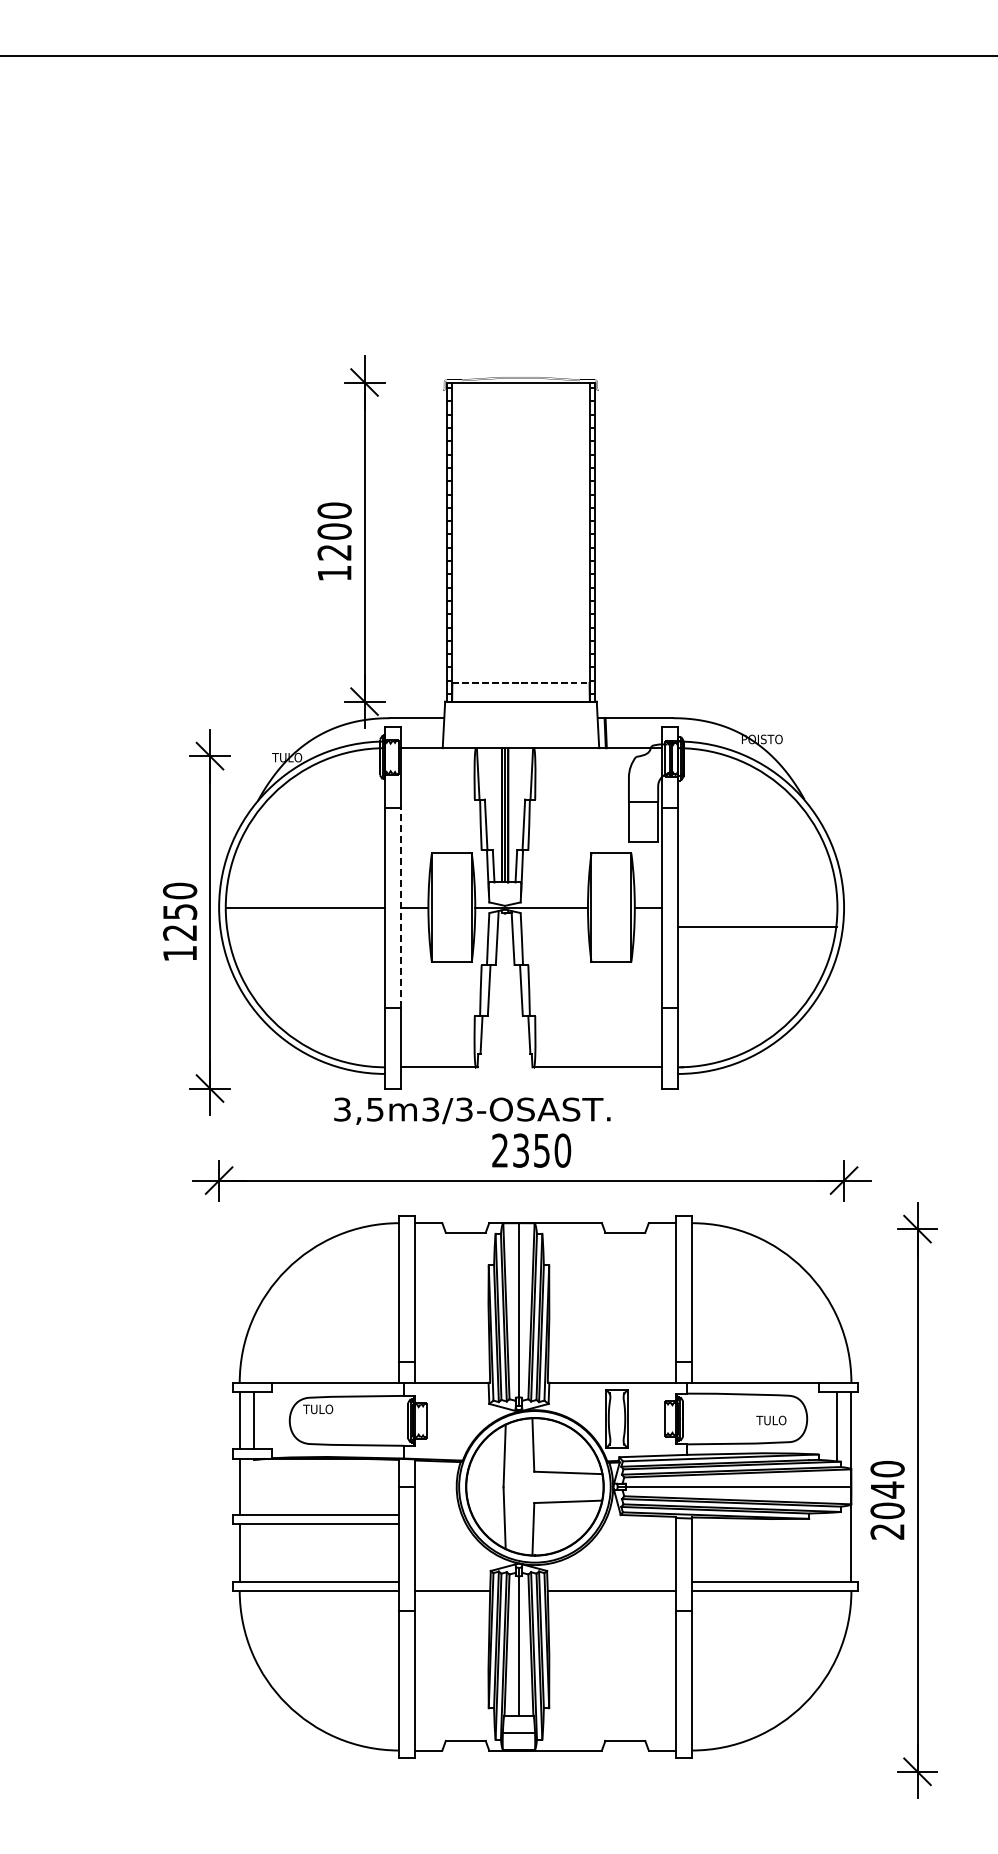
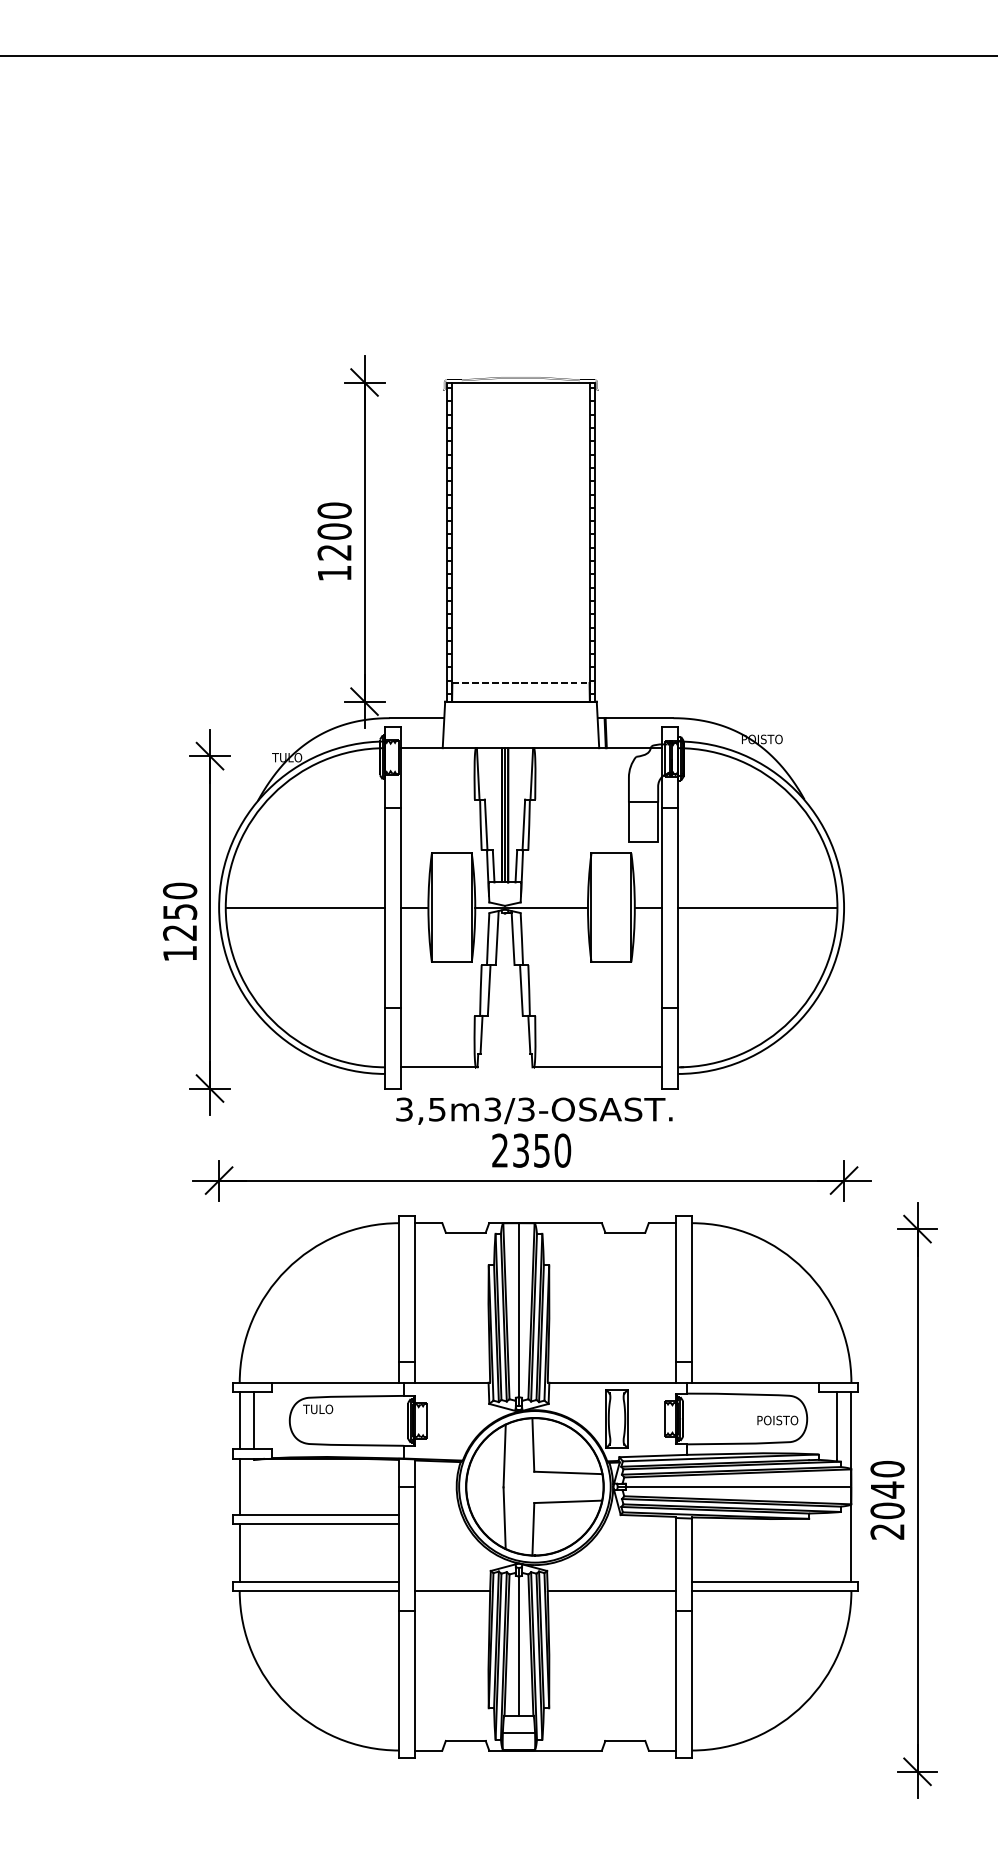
line: dashed -> solid (401, 907)
line position: (757, 926) -> (757, 907) (757, 907)
text position: (472, 1110) -> (534, 1110) (534, 1110)
text: TULO -> POISTO (777, 1420)
